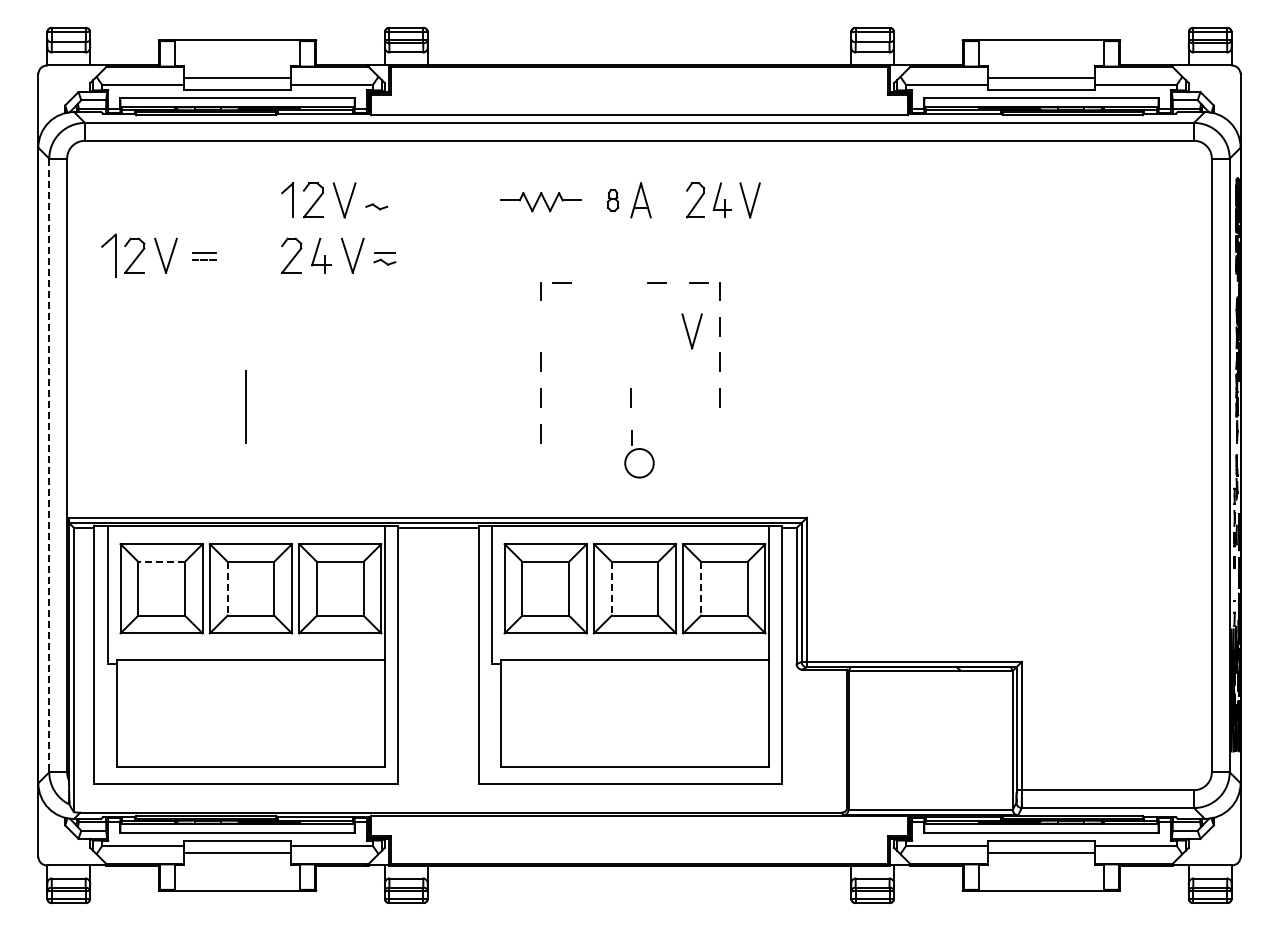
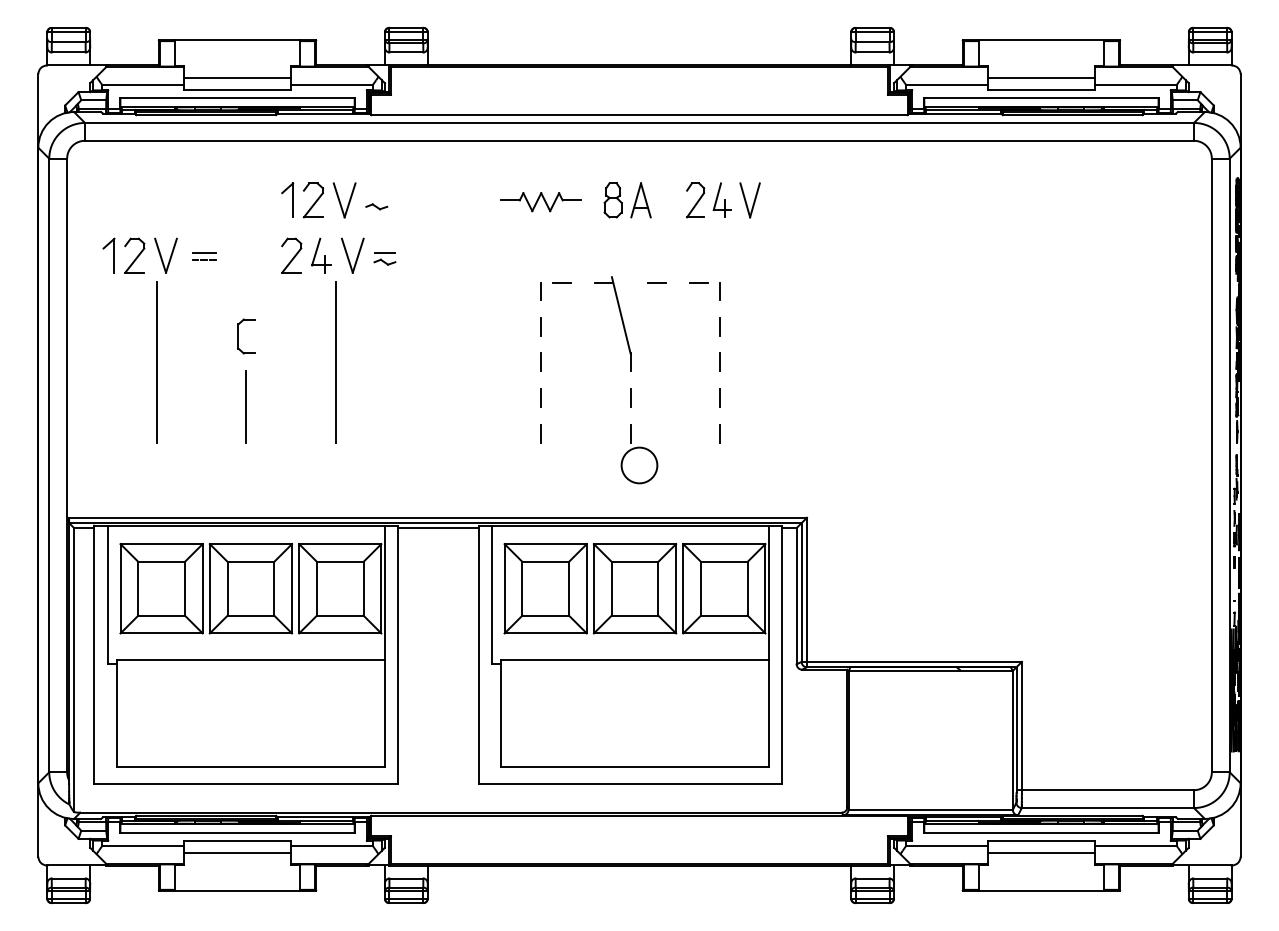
part size: 14x23 px -> 20x37 px (612, 200)
part size: 16x45 px -> 14x37 px (108, 255)
part: none -> present (621, 321)
line: none -> present (540, 326)
part: present -> none (691, 331)
part: none -> present (238, 336)
line: none -> present (157, 362)
line: none -> present (335, 362)
line: none -> present (719, 433)
part size: 31x49 px -> 39x61 px (639, 454)
line: dashed -> solid (49, 465)
line: dashed -> solid (161, 561)
line: dashed -> solid (227, 588)
line: dashed -> solid (611, 588)
line: dashed -> solid (701, 588)
